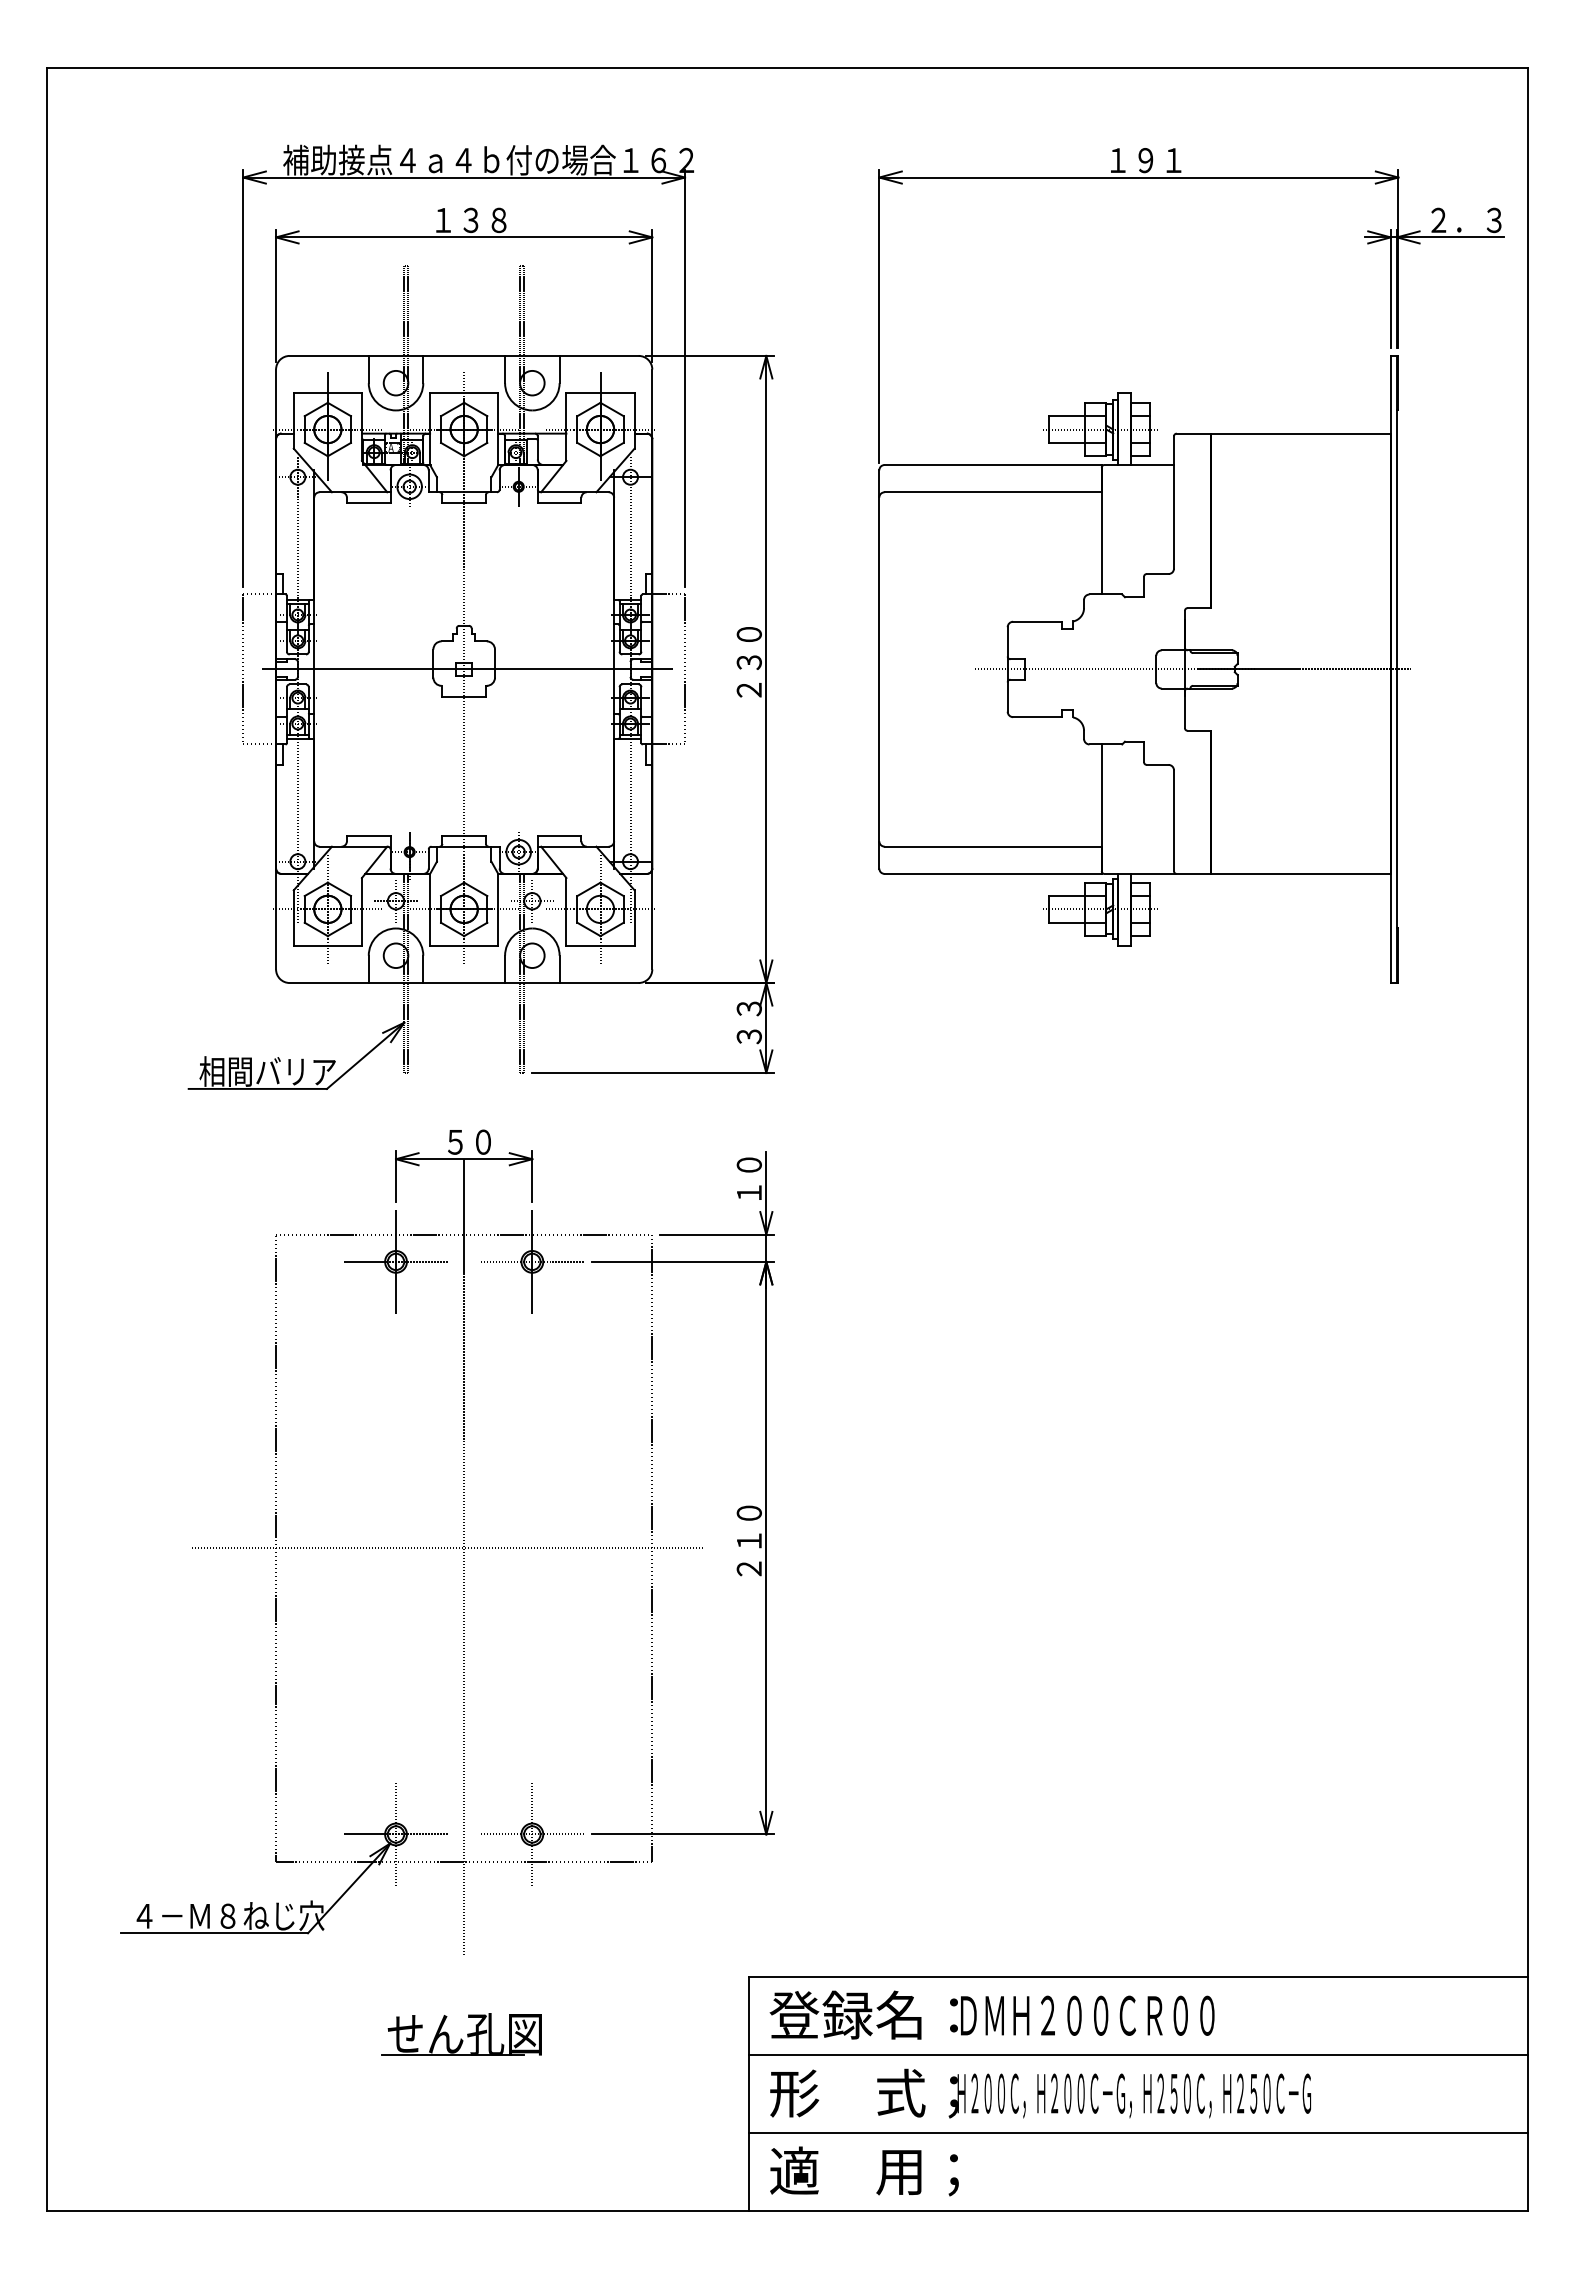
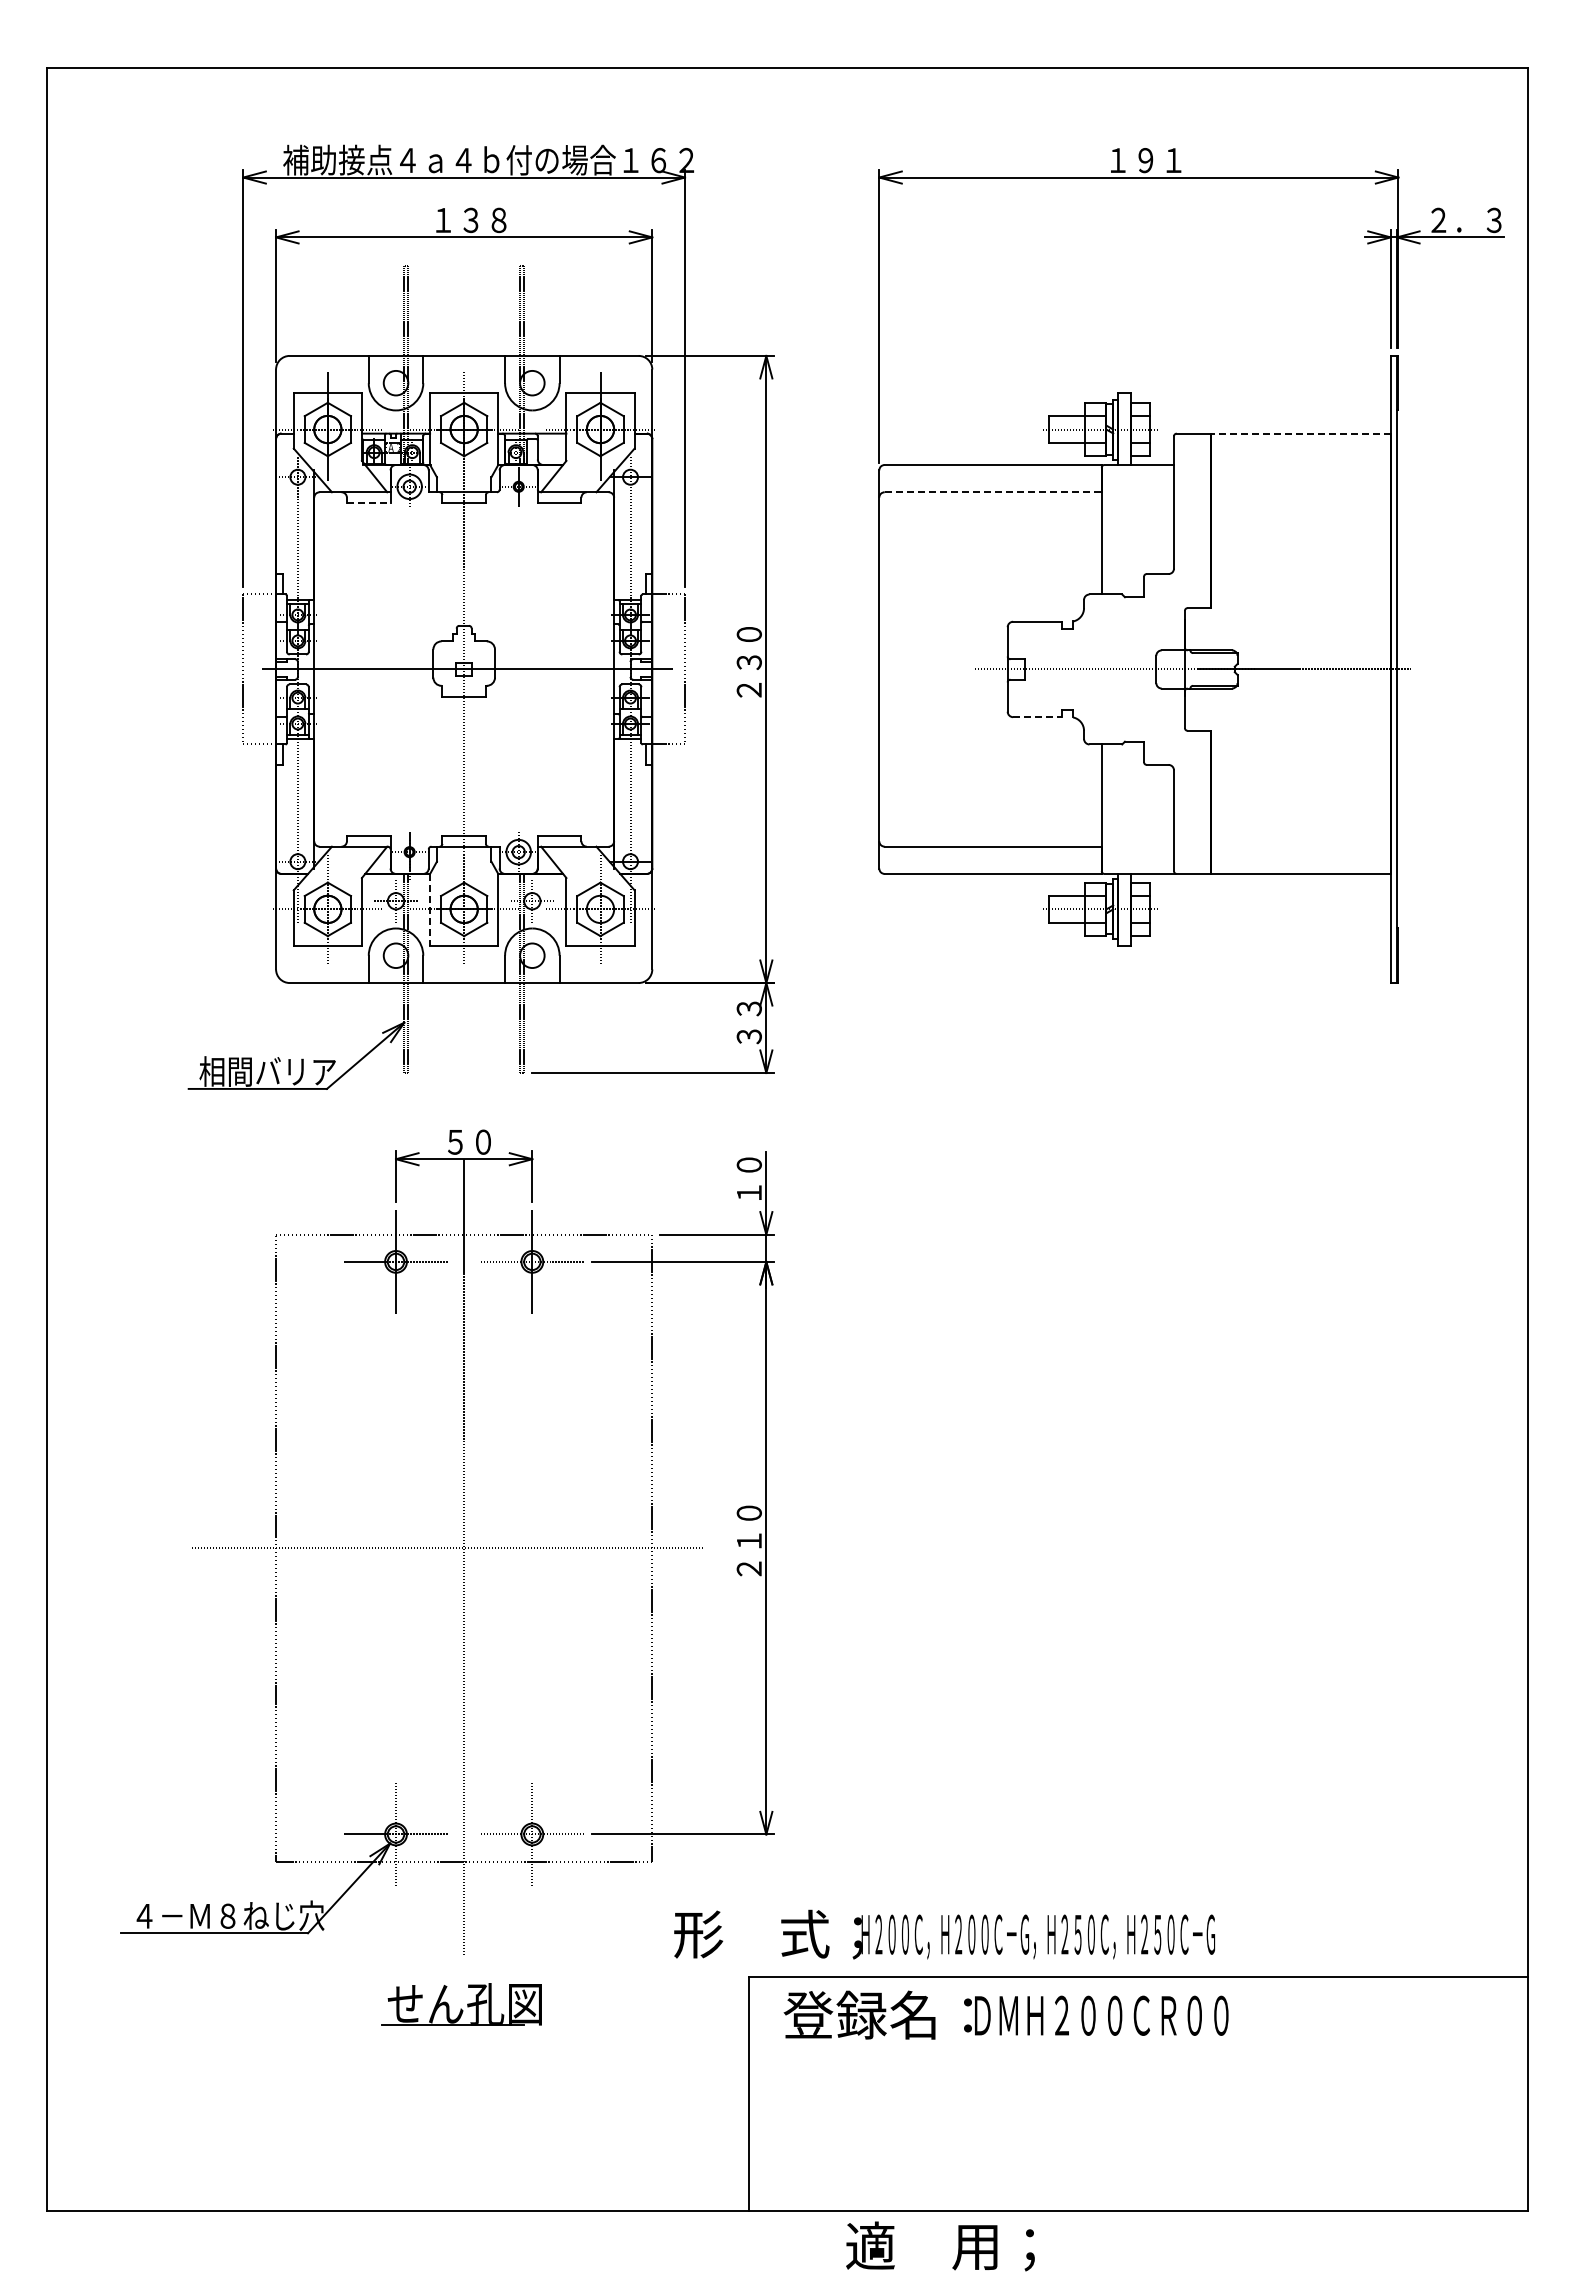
line: solid -> dashed (1300, 433)
line: solid -> dashed (993, 492)
line: solid -> dashed (368, 503)
line: solid -> dashed (1037, 717)
line: solid -> dashed (430, 910)
text position: (991, 2014) -> (1005, 2014) (1005, 2014)
part position: (461, 2034) -> (461, 2004) (461, 2004)
line: present -> none (1137, 2054)
text position: (1040, 2093) -> (944, 1934) (944, 1934)
line: present -> none (1137, 2132)
text position: (864, 2171) -> (940, 2246) (940, 2246)
